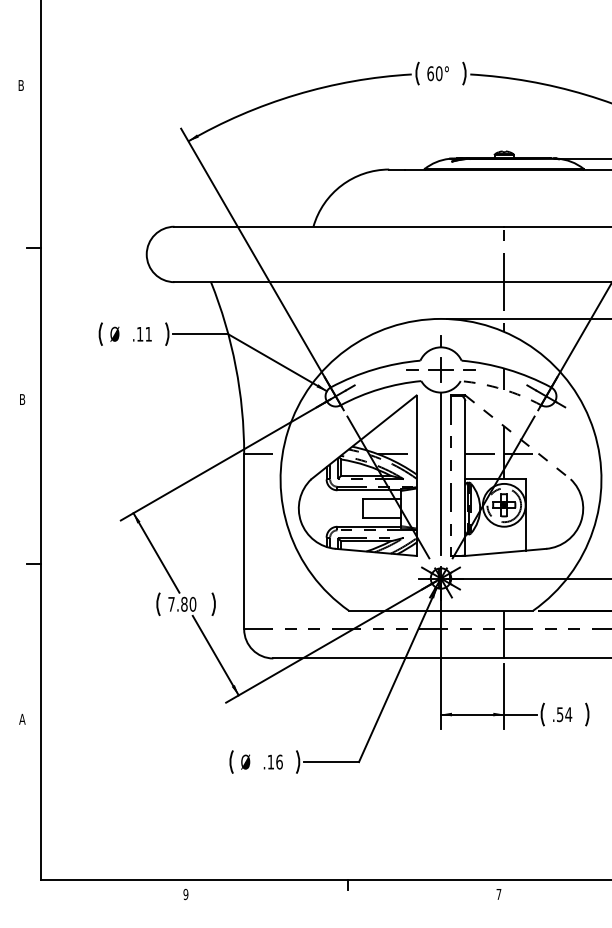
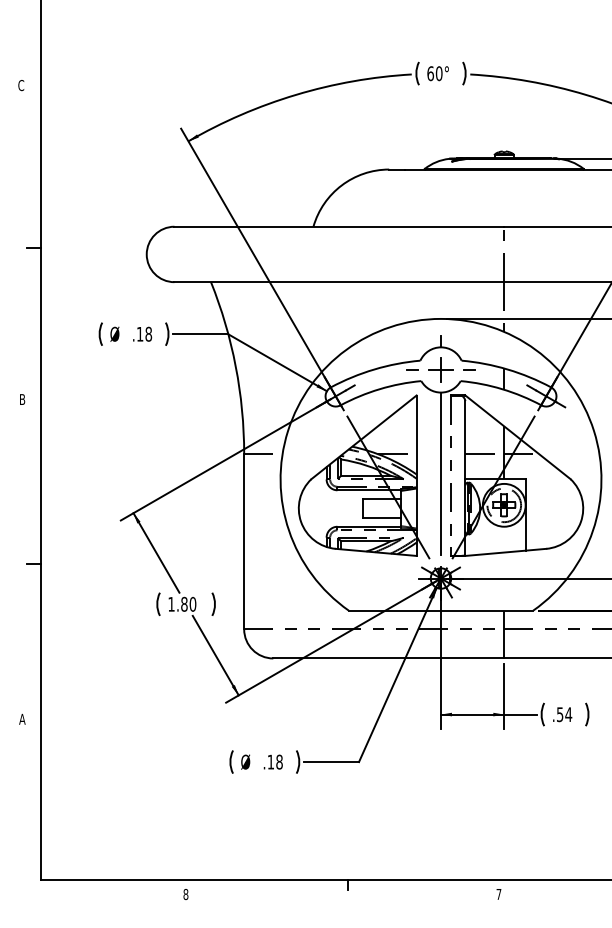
text: B -> C (21, 85)
text: .11 -> .18 (148, 333)
arc: dashed -> solid (502, 389)
line: dashed -> solid (518, 437)
text: 7.80 -> 1.80 (171, 604)
text: .16 -> .18 (279, 761)
text: 9 -> 8 (185, 894)
